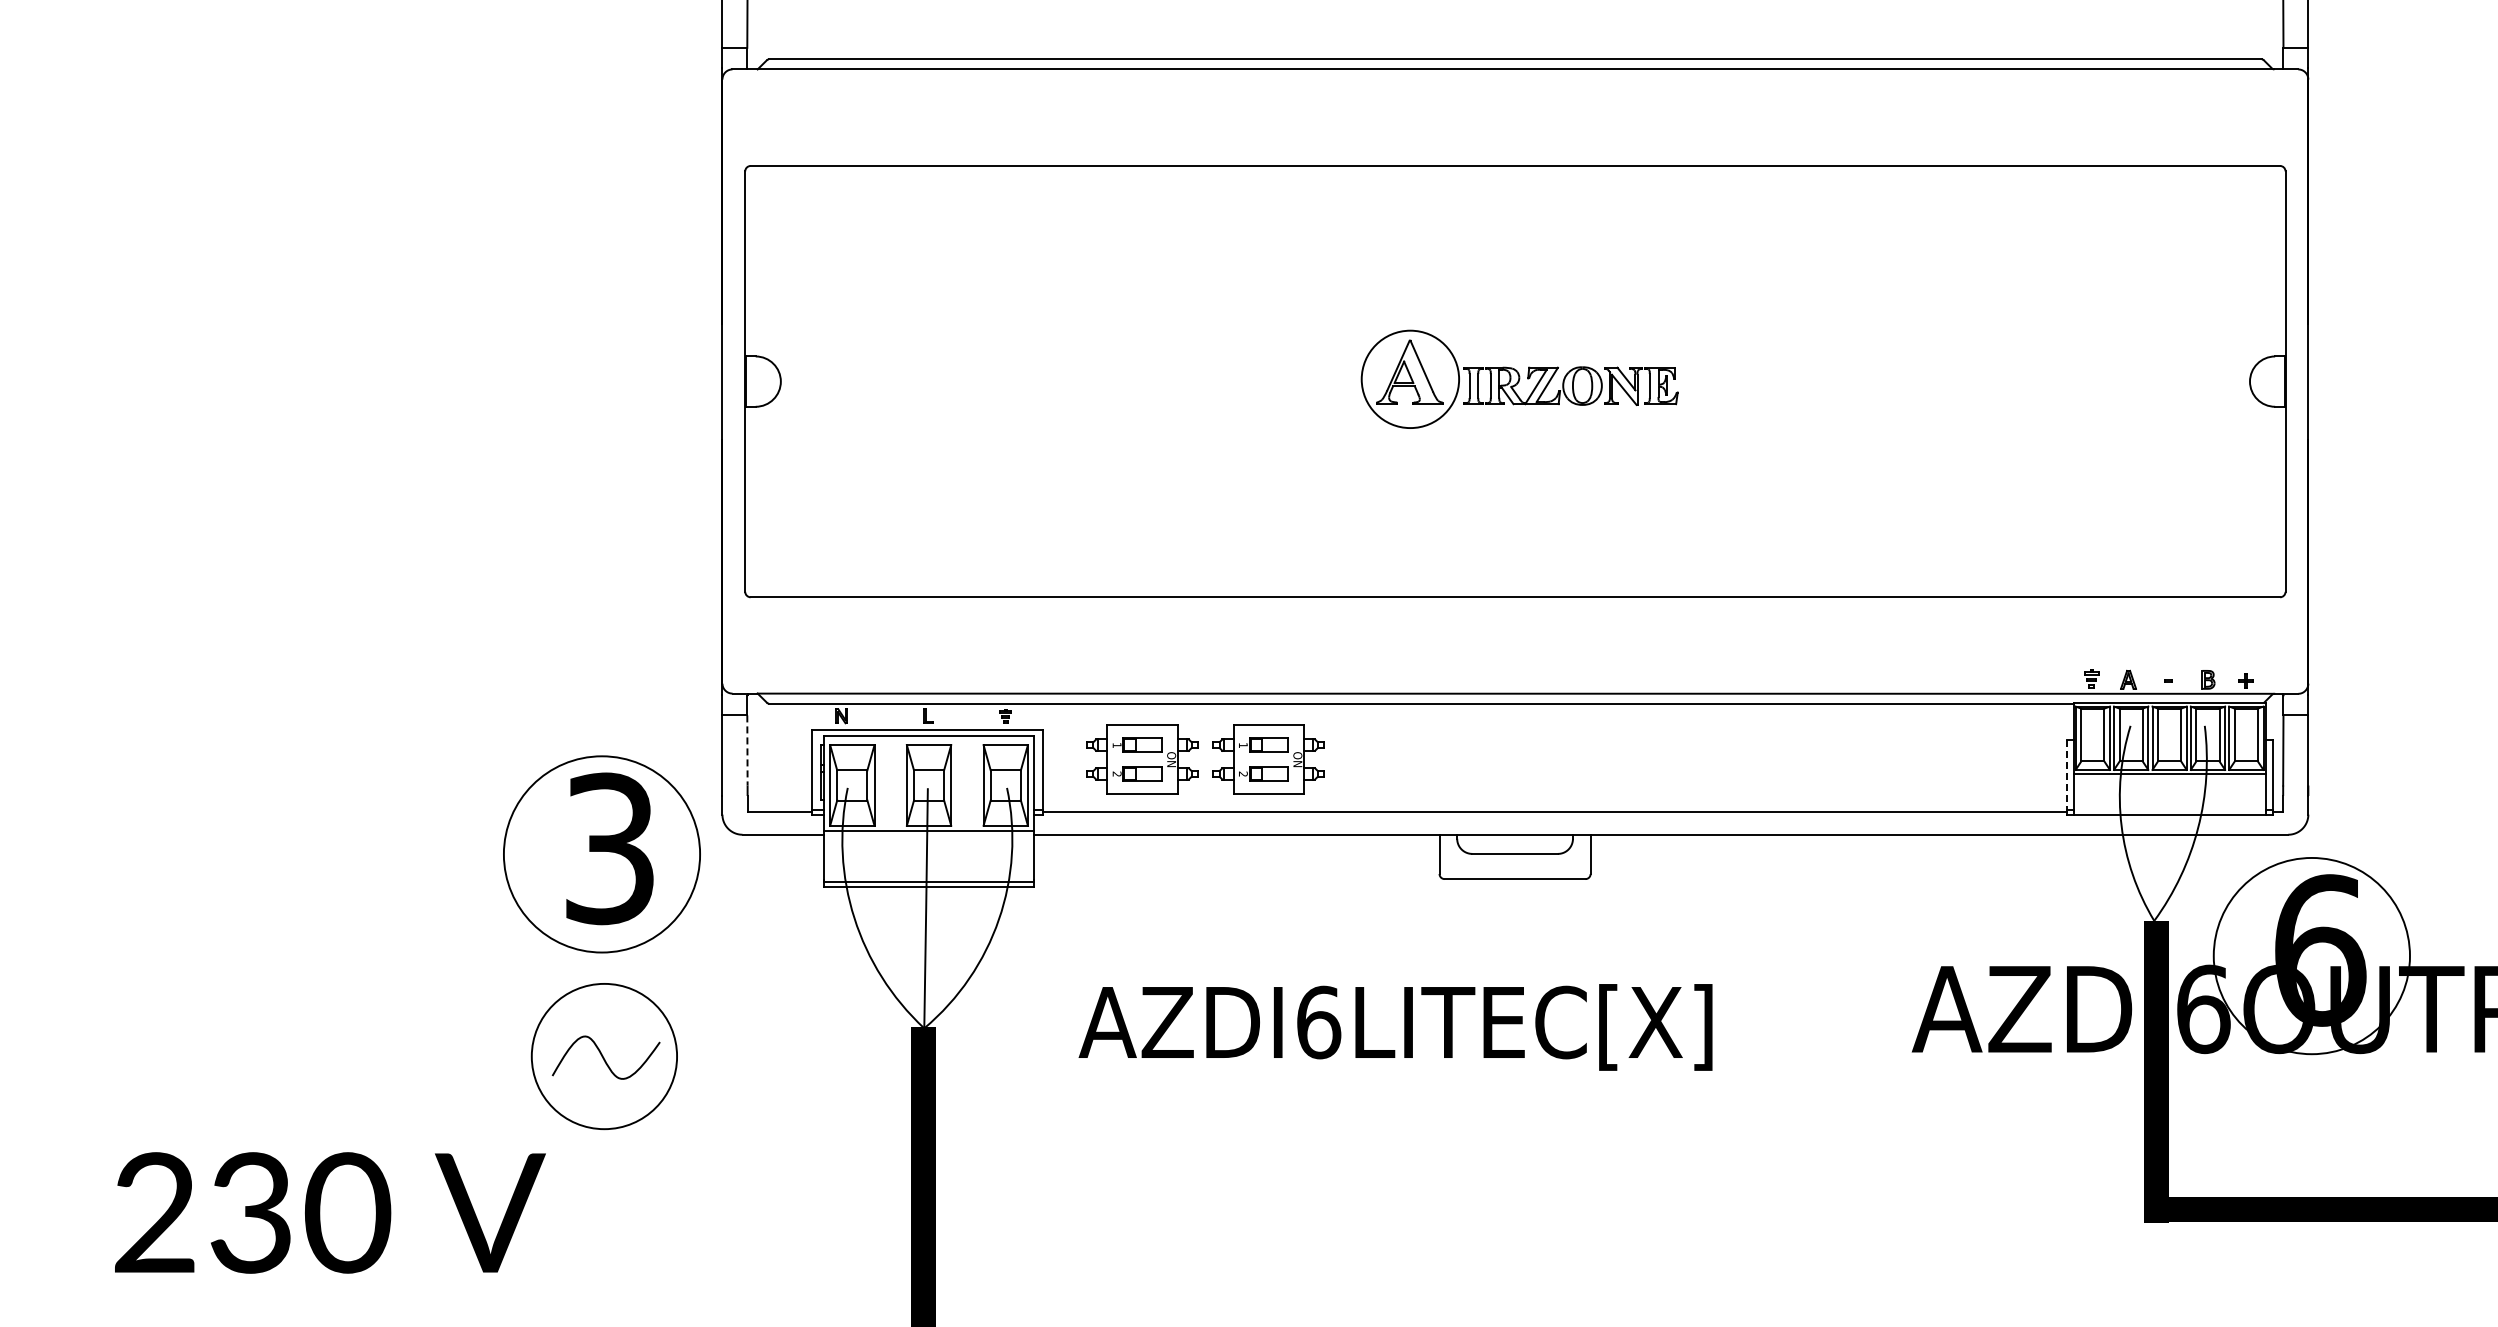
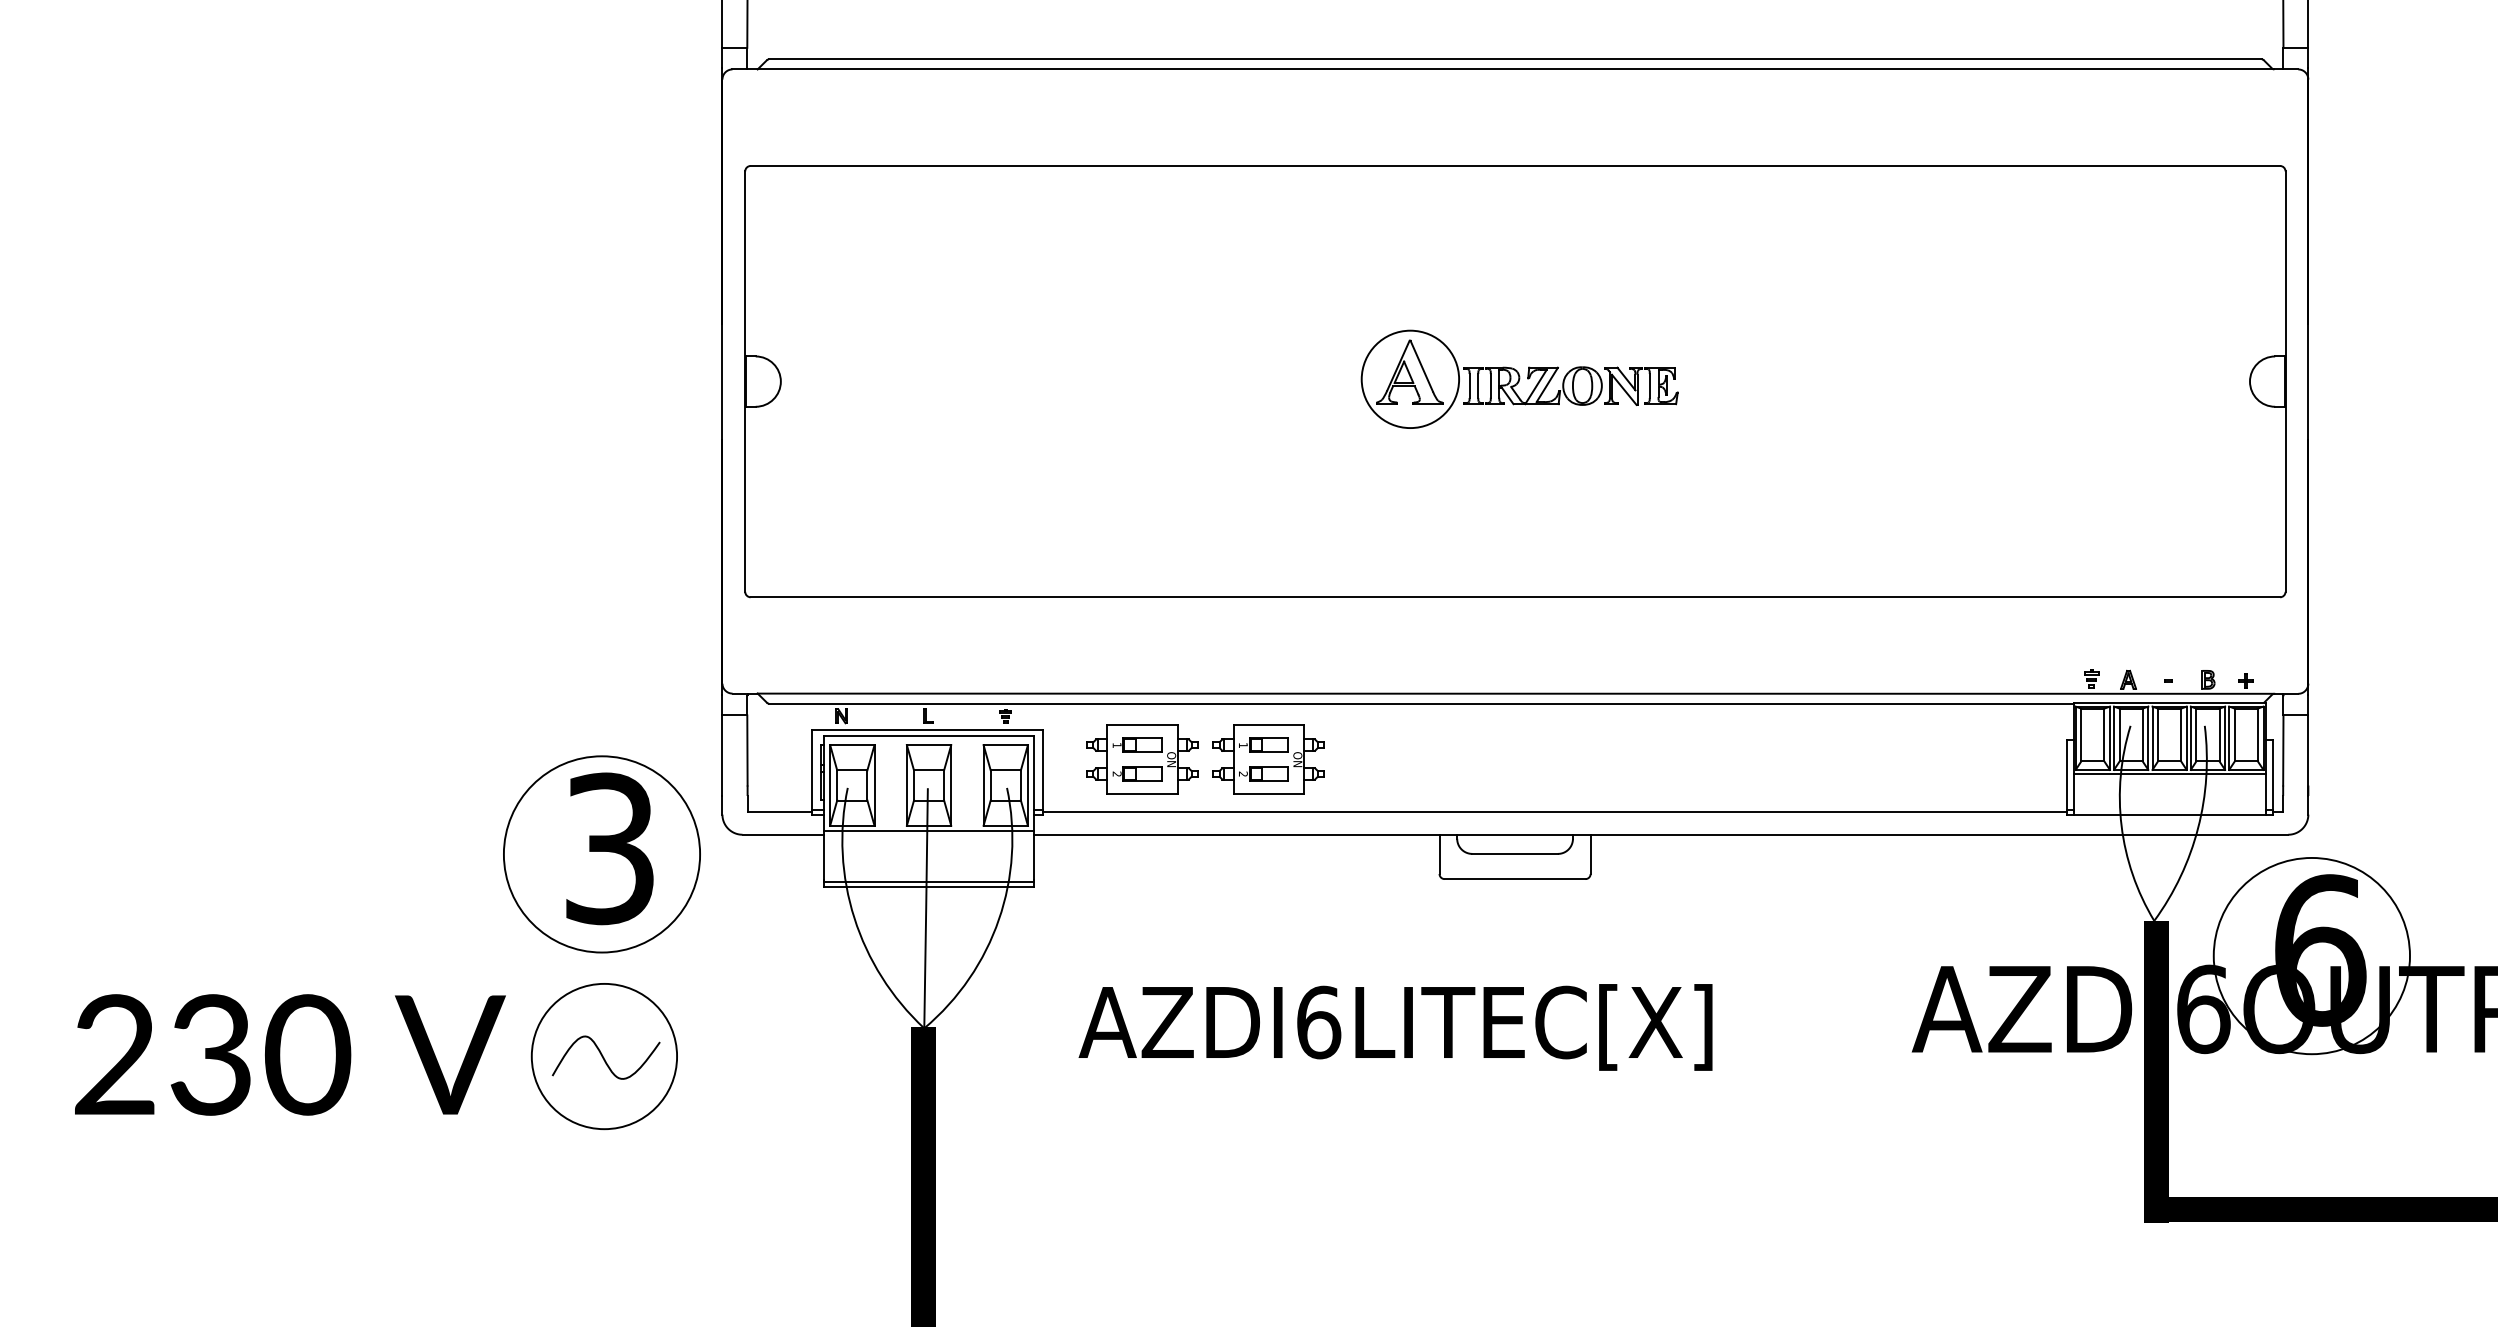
line: dashed -> solid (747, 750)
line: dashed -> solid (2066, 775)
text position: (330, 1212) -> (290, 1054) (290, 1054)
